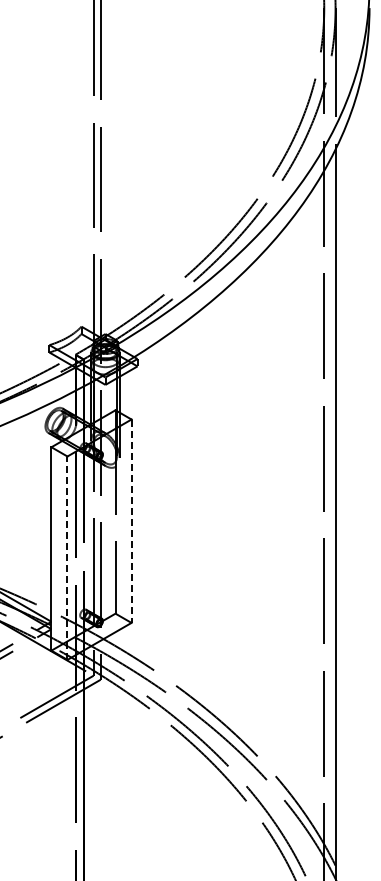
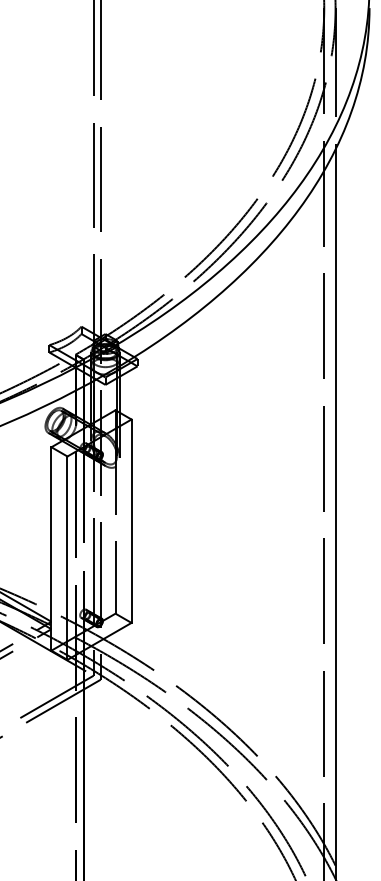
line: dashed -> solid (131, 521)
line: dashed -> solid (67, 558)
